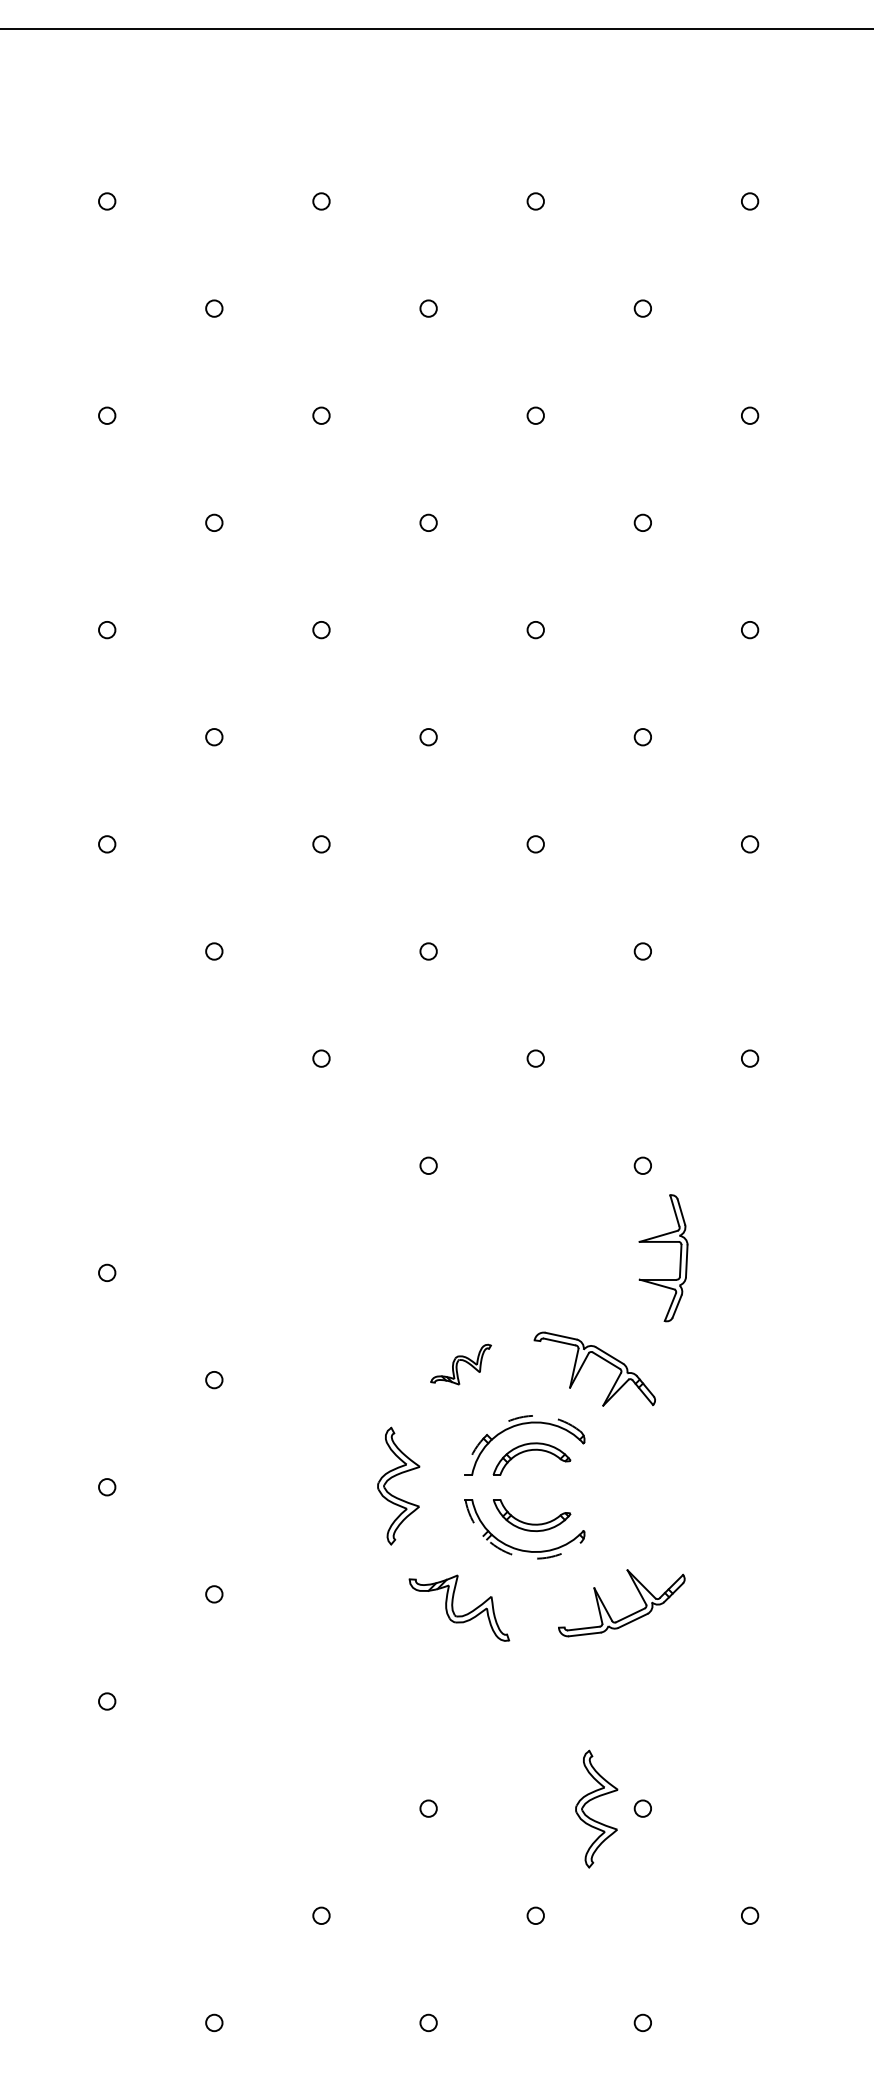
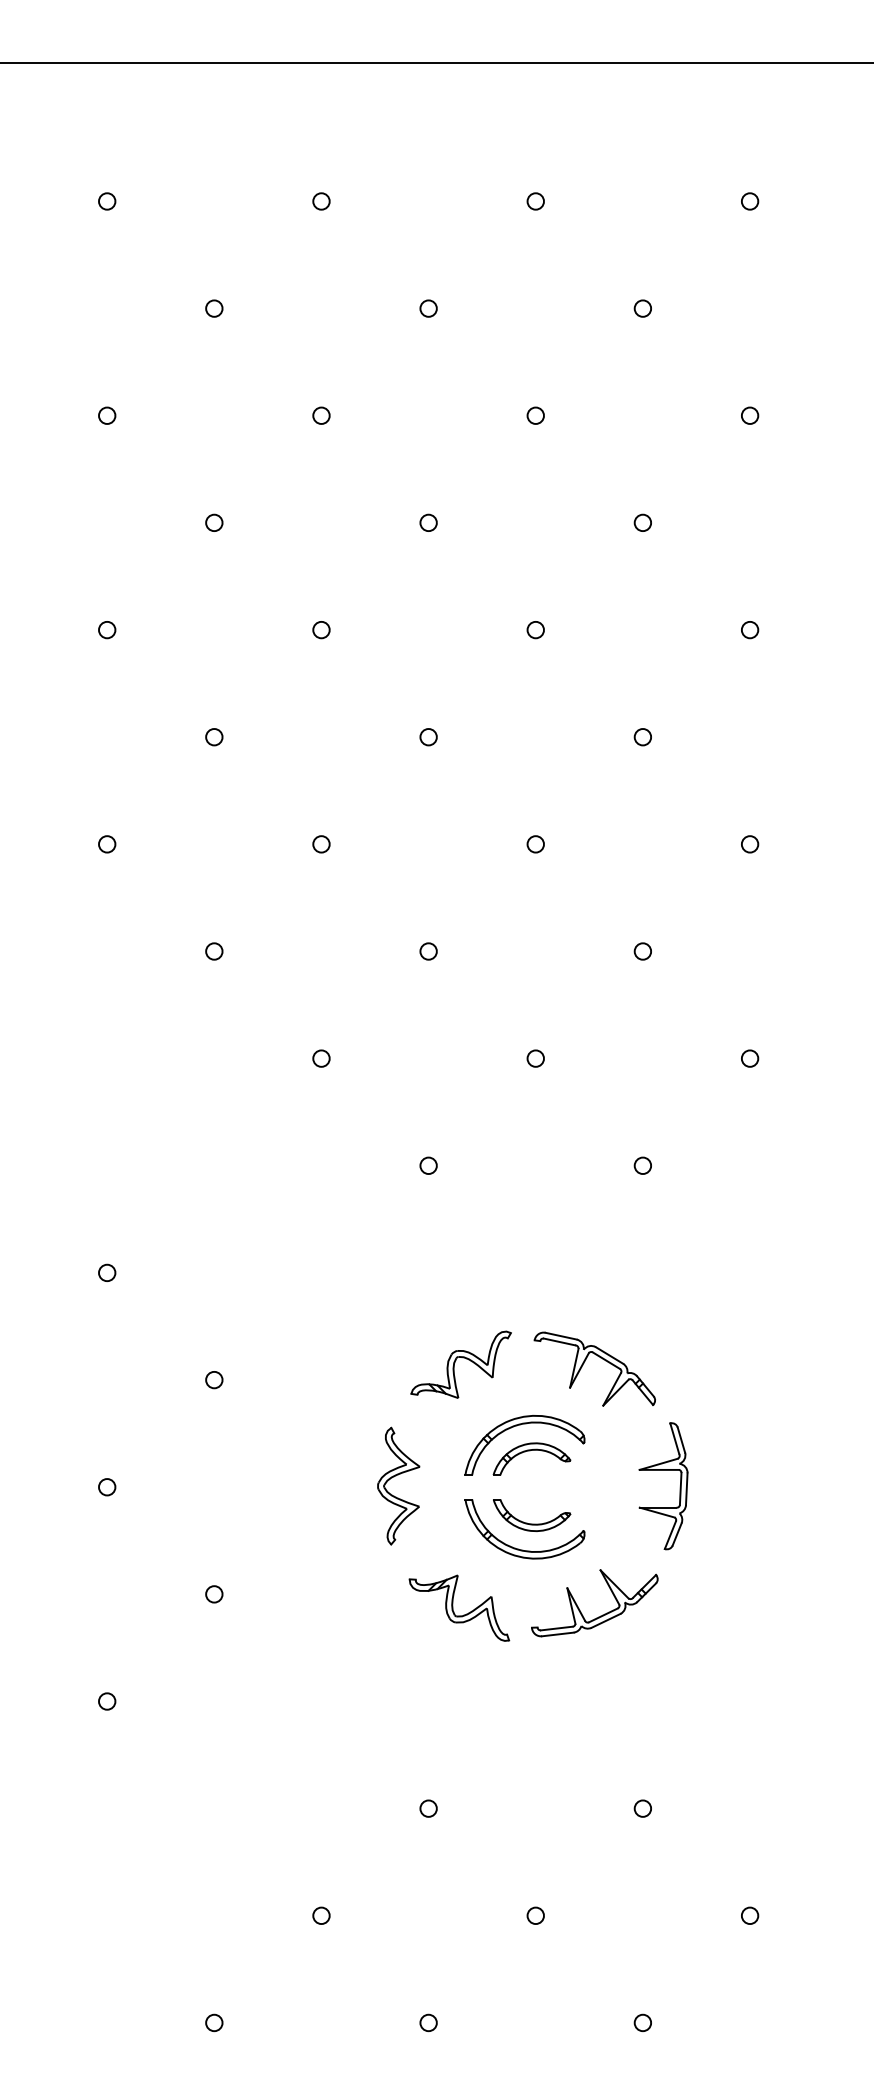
line position: (436, 28) -> (436, 62) (436, 62)
part position: (663, 1242) -> (663, 1470) (663, 1470)
part size: 62x43 px -> 102x69 px (460, 1364)
arc: dashed -> solid (510, 1420)
arc: dashed -> solid (510, 1553)
part position: (627, 1615) -> (600, 1615) (600, 1615)
part: present -> none (592, 1800)
